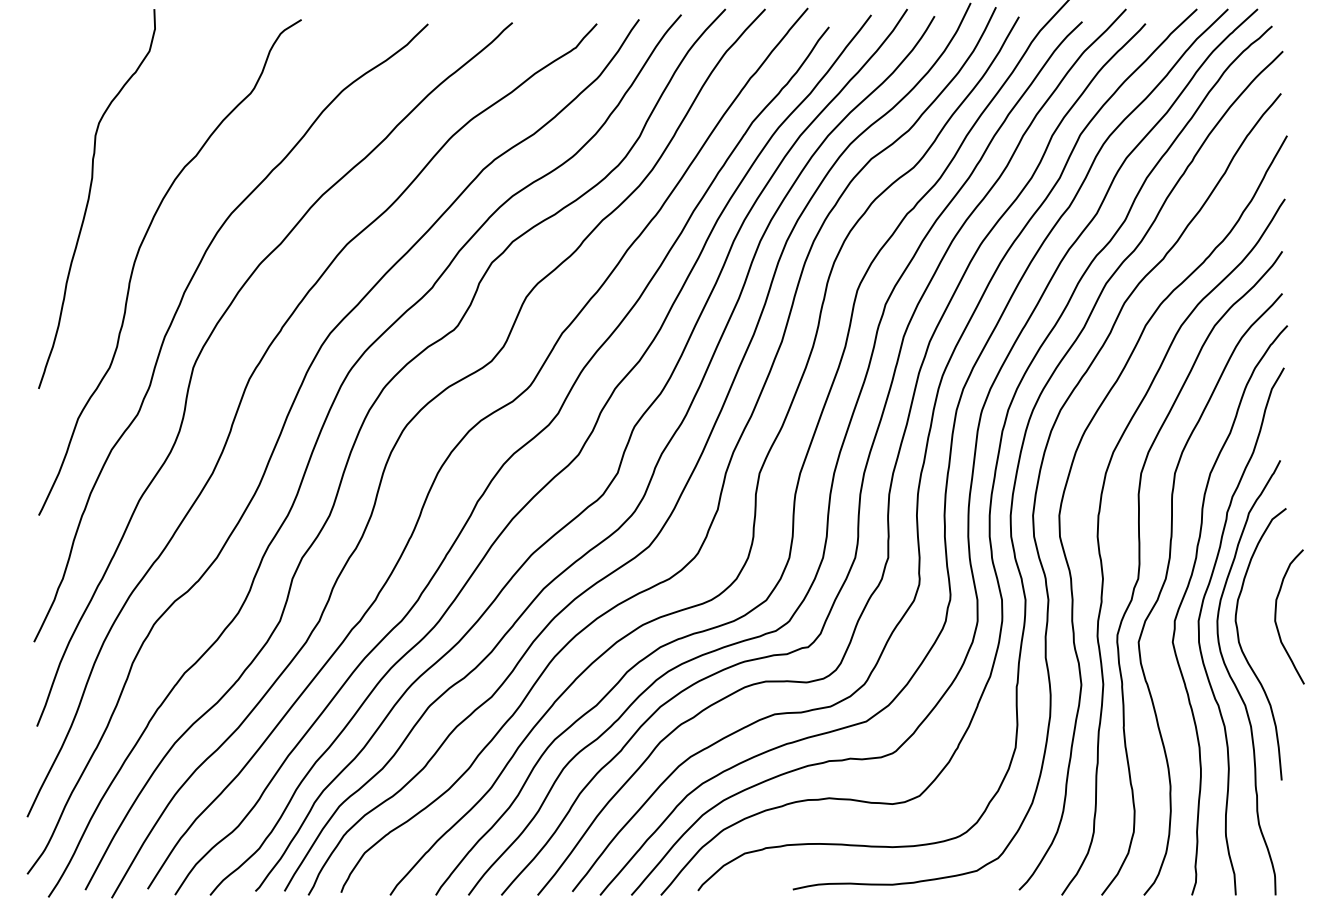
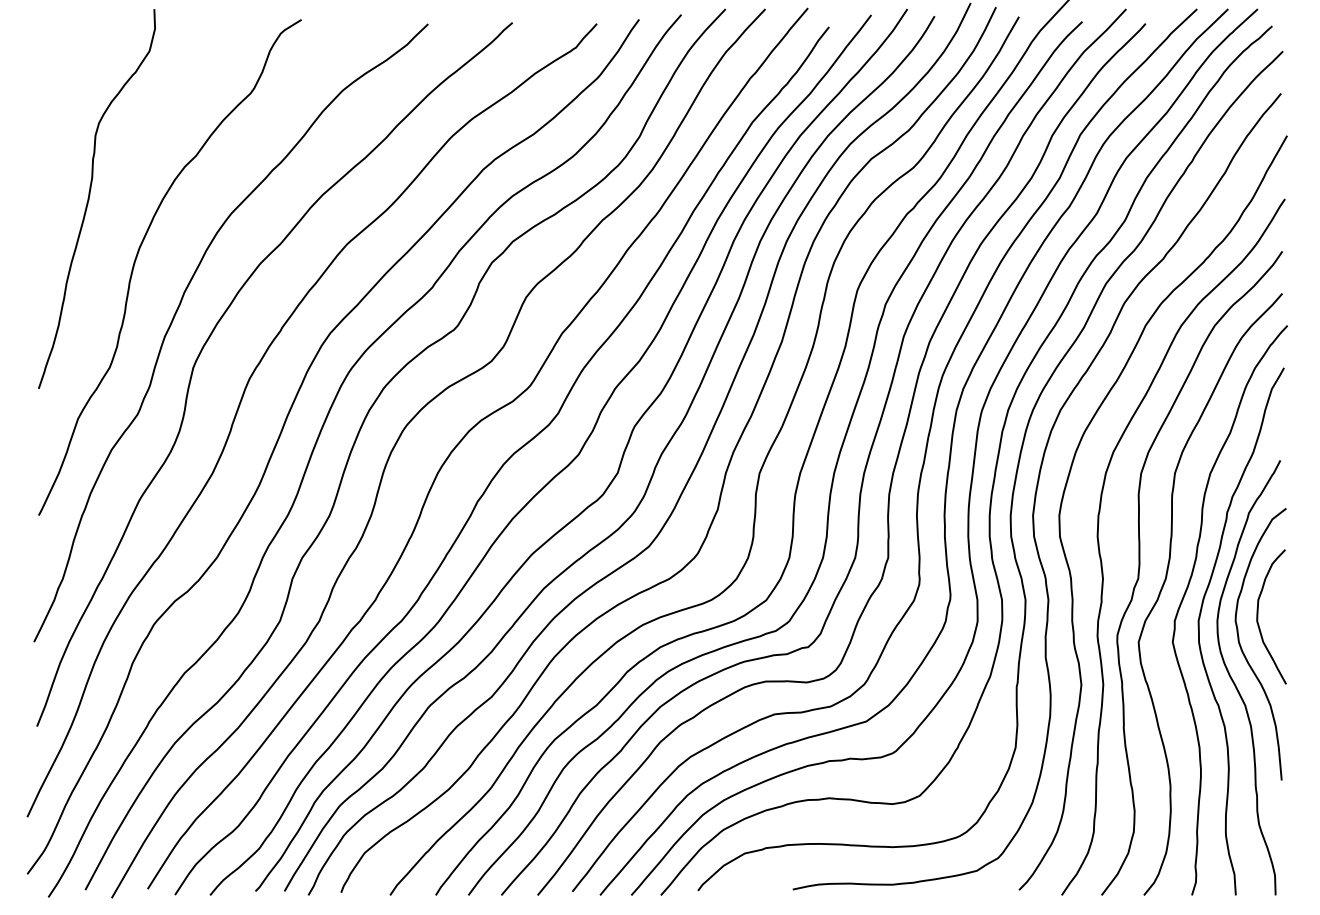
curve position: (1276, 616) -> (1258, 616) (1258, 616)
